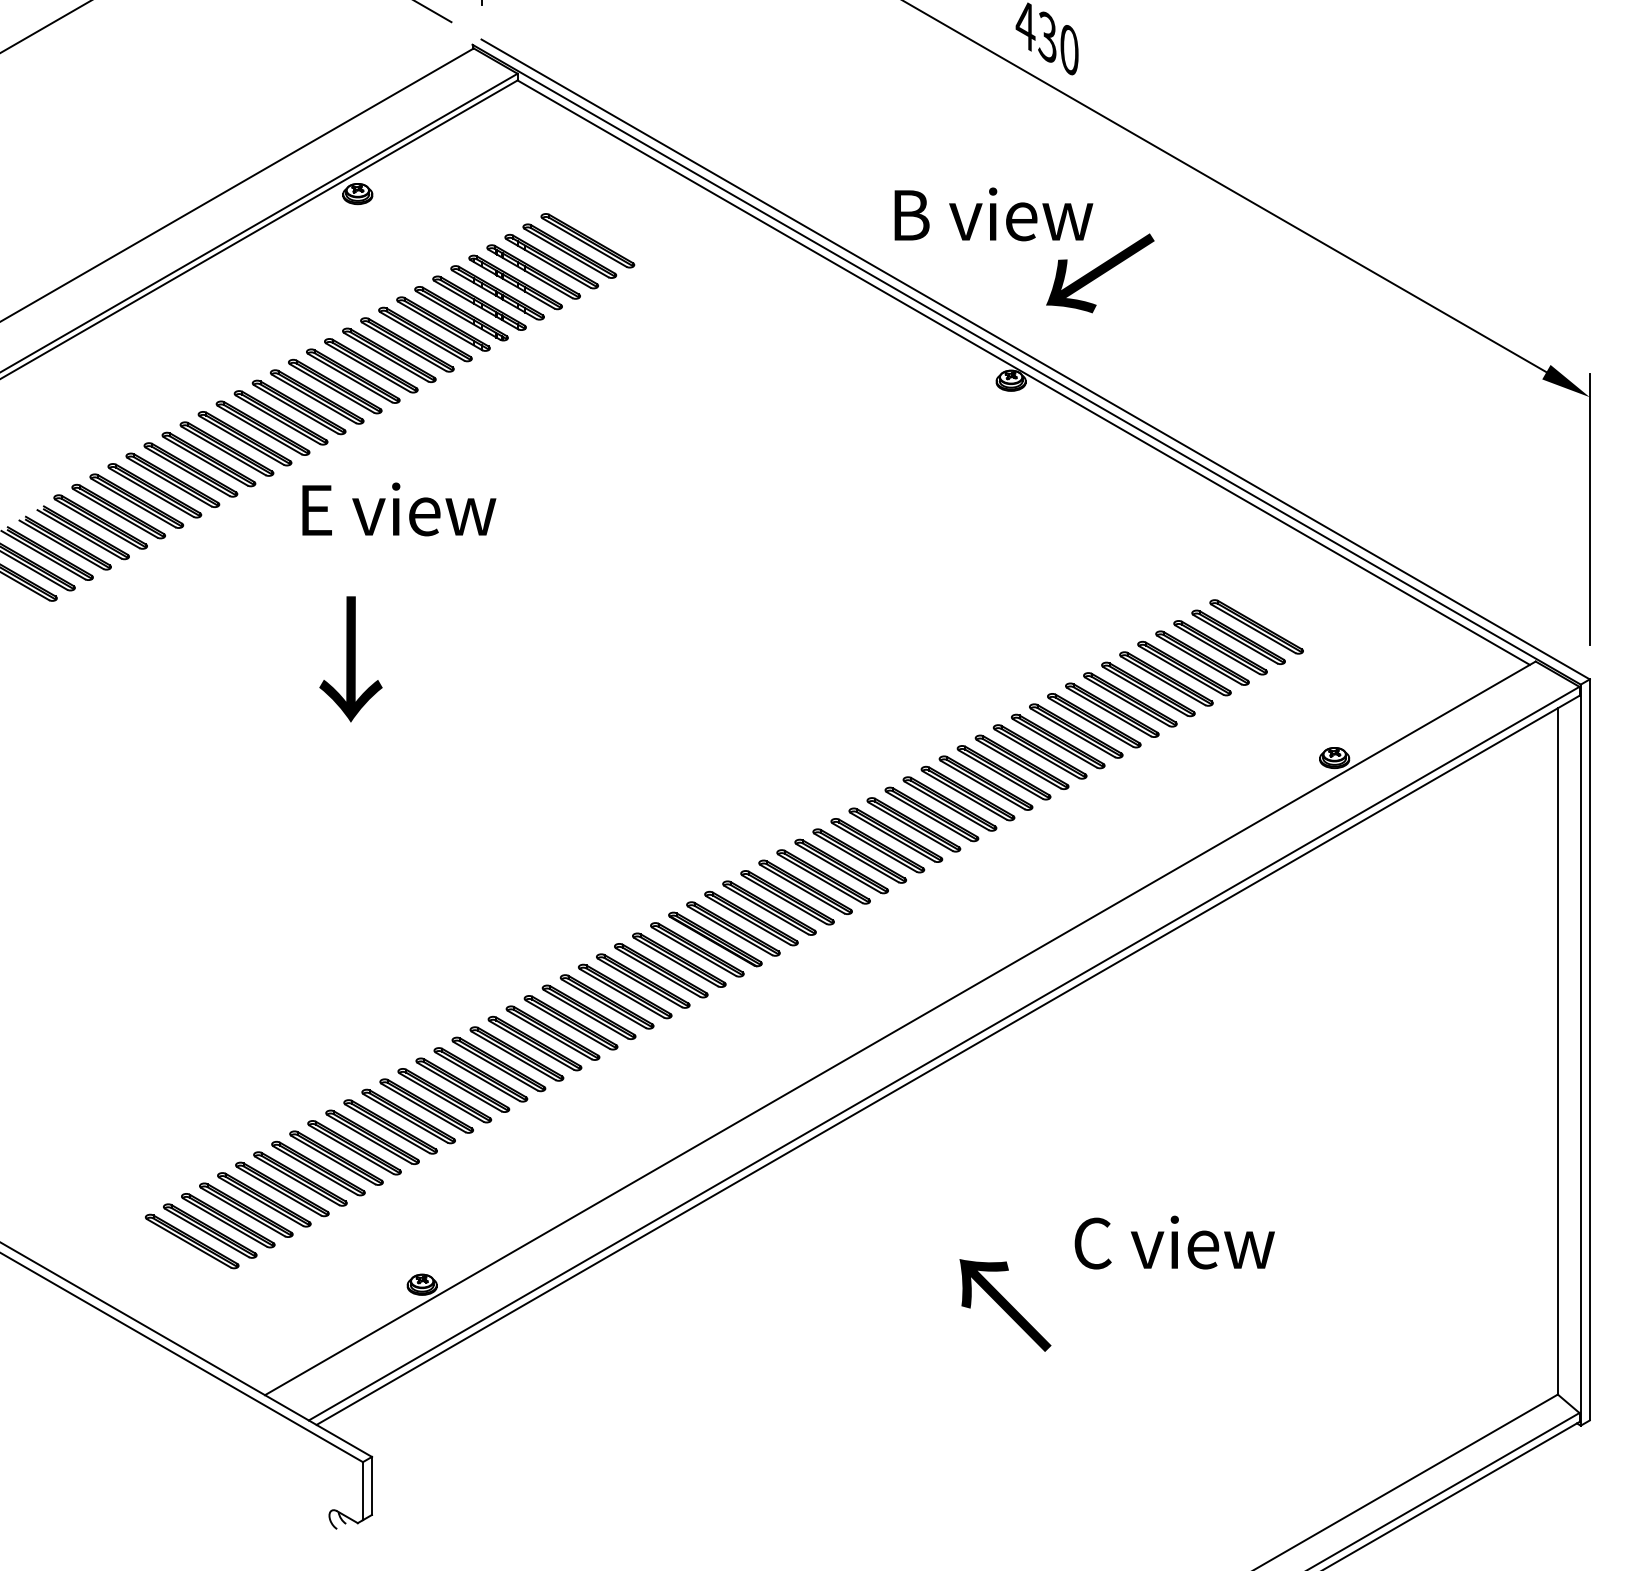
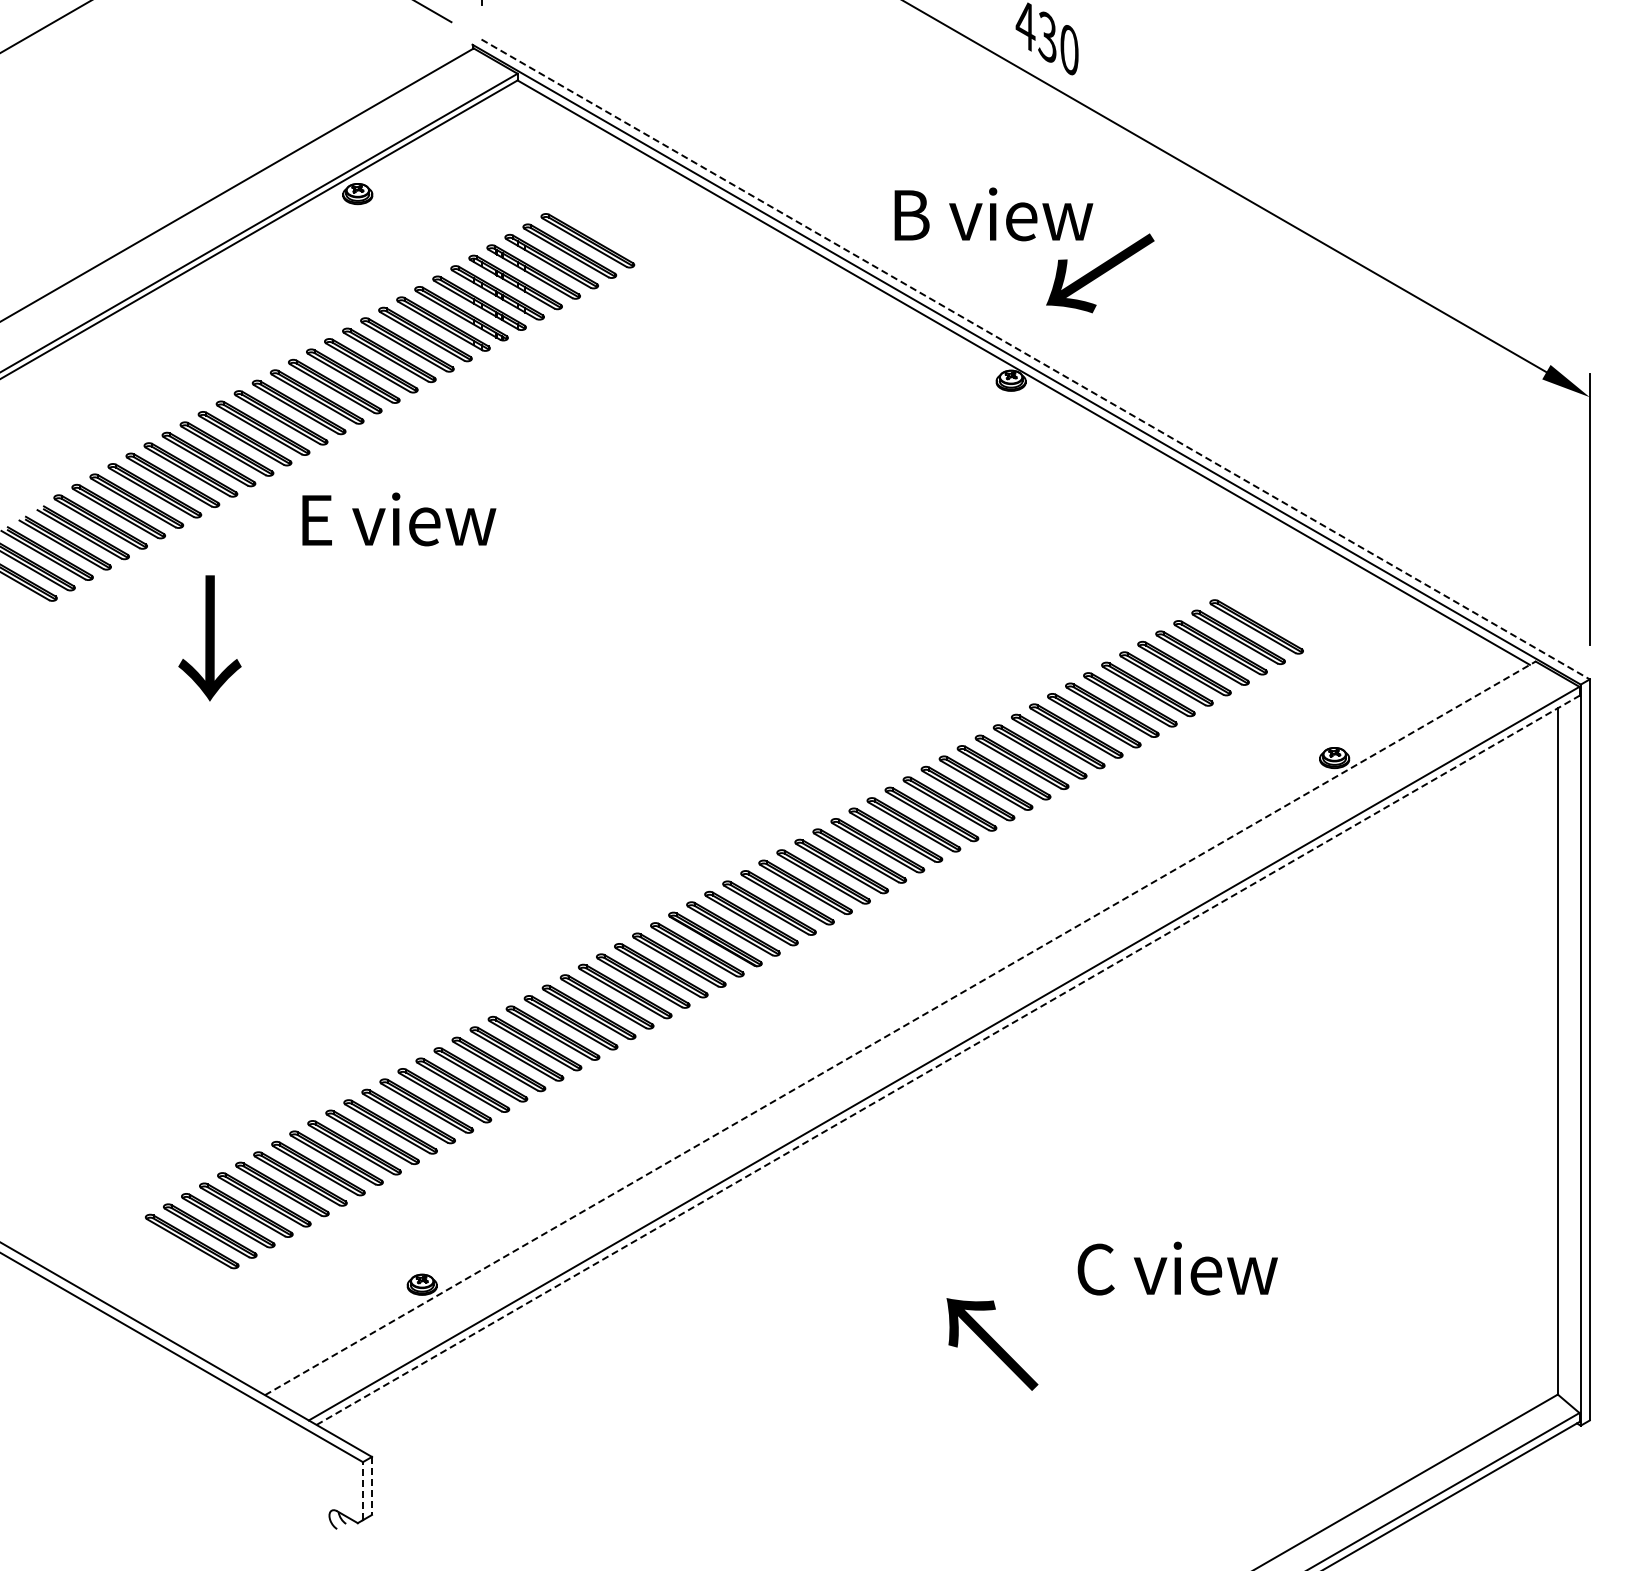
line: solid -> dashed (1035, 359)
text position: (399, 509) -> (399, 519) (399, 519)
text position: (350, 659) -> (209, 638) (209, 638)
line: solid -> dashed (900, 1028)
line: solid -> dashed (948, 1060)
text position: (1174, 1242) -> (1177, 1268) (1177, 1268)
text position: (1005, 1305) -> (992, 1344) (992, 1344)
line: solid -> dashed (371, 1486)
line: solid -> dashed (362, 1490)
